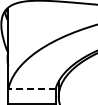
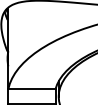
line: dashed -> solid (31, 89)
